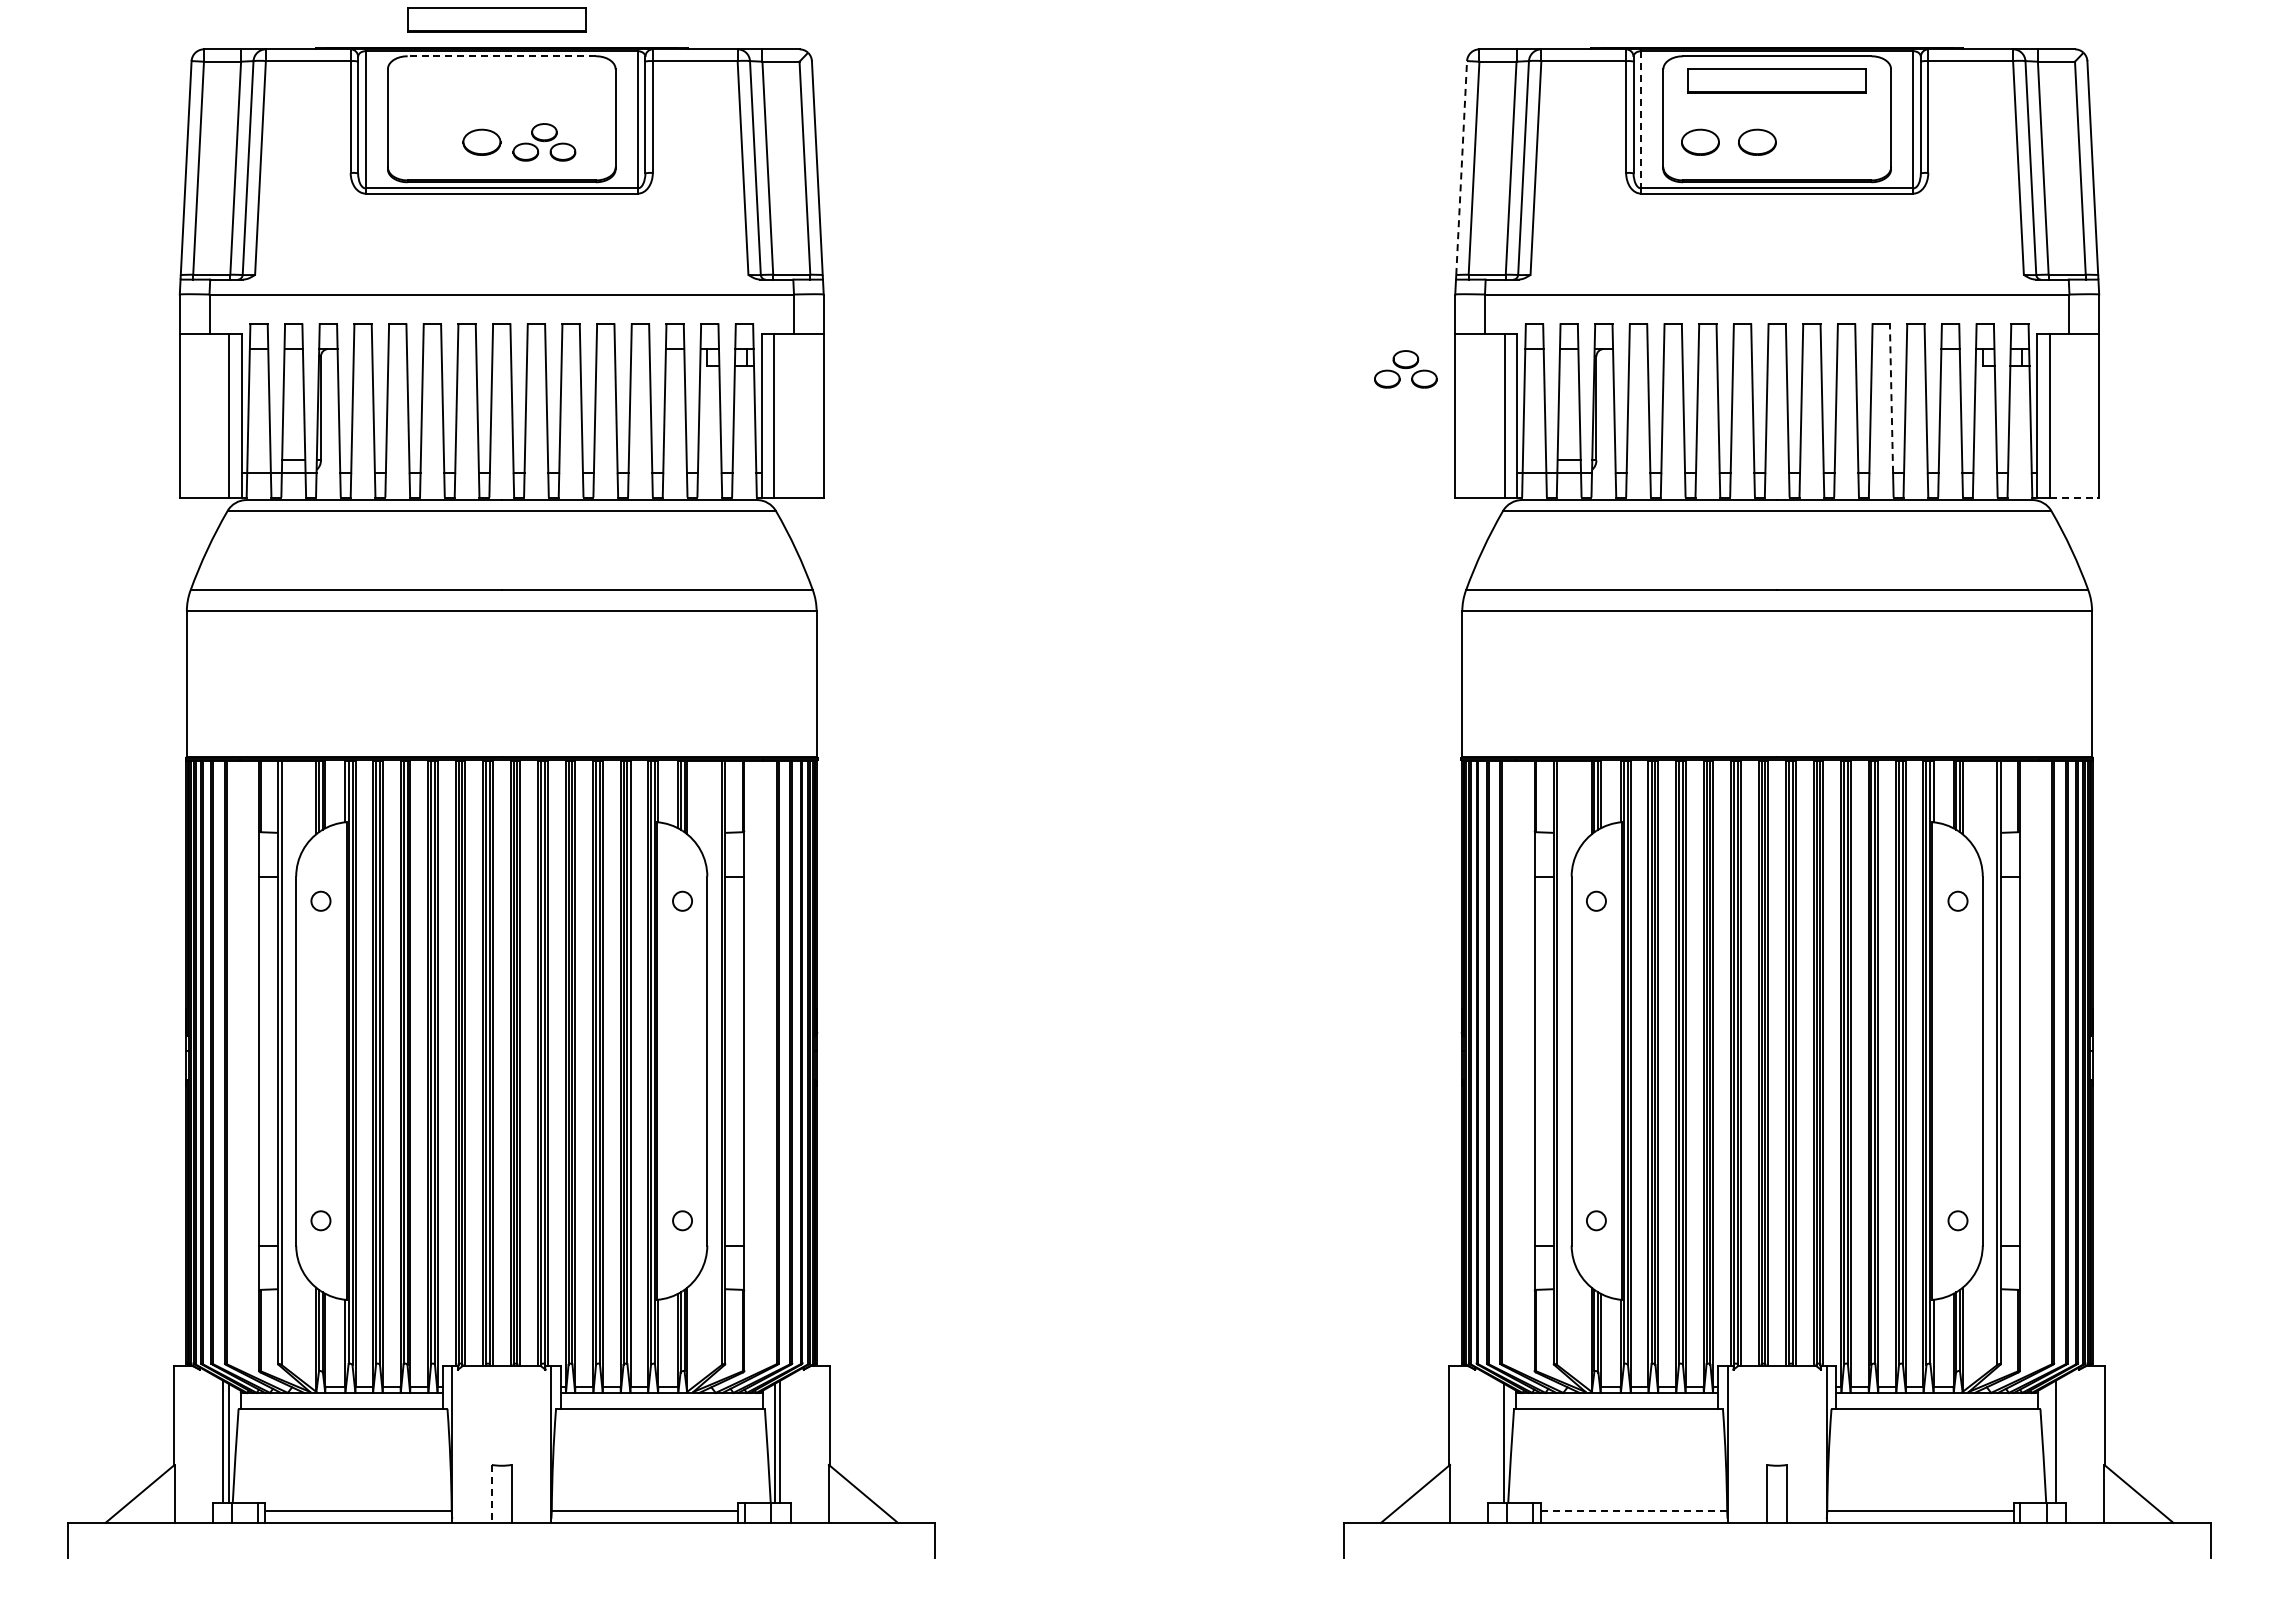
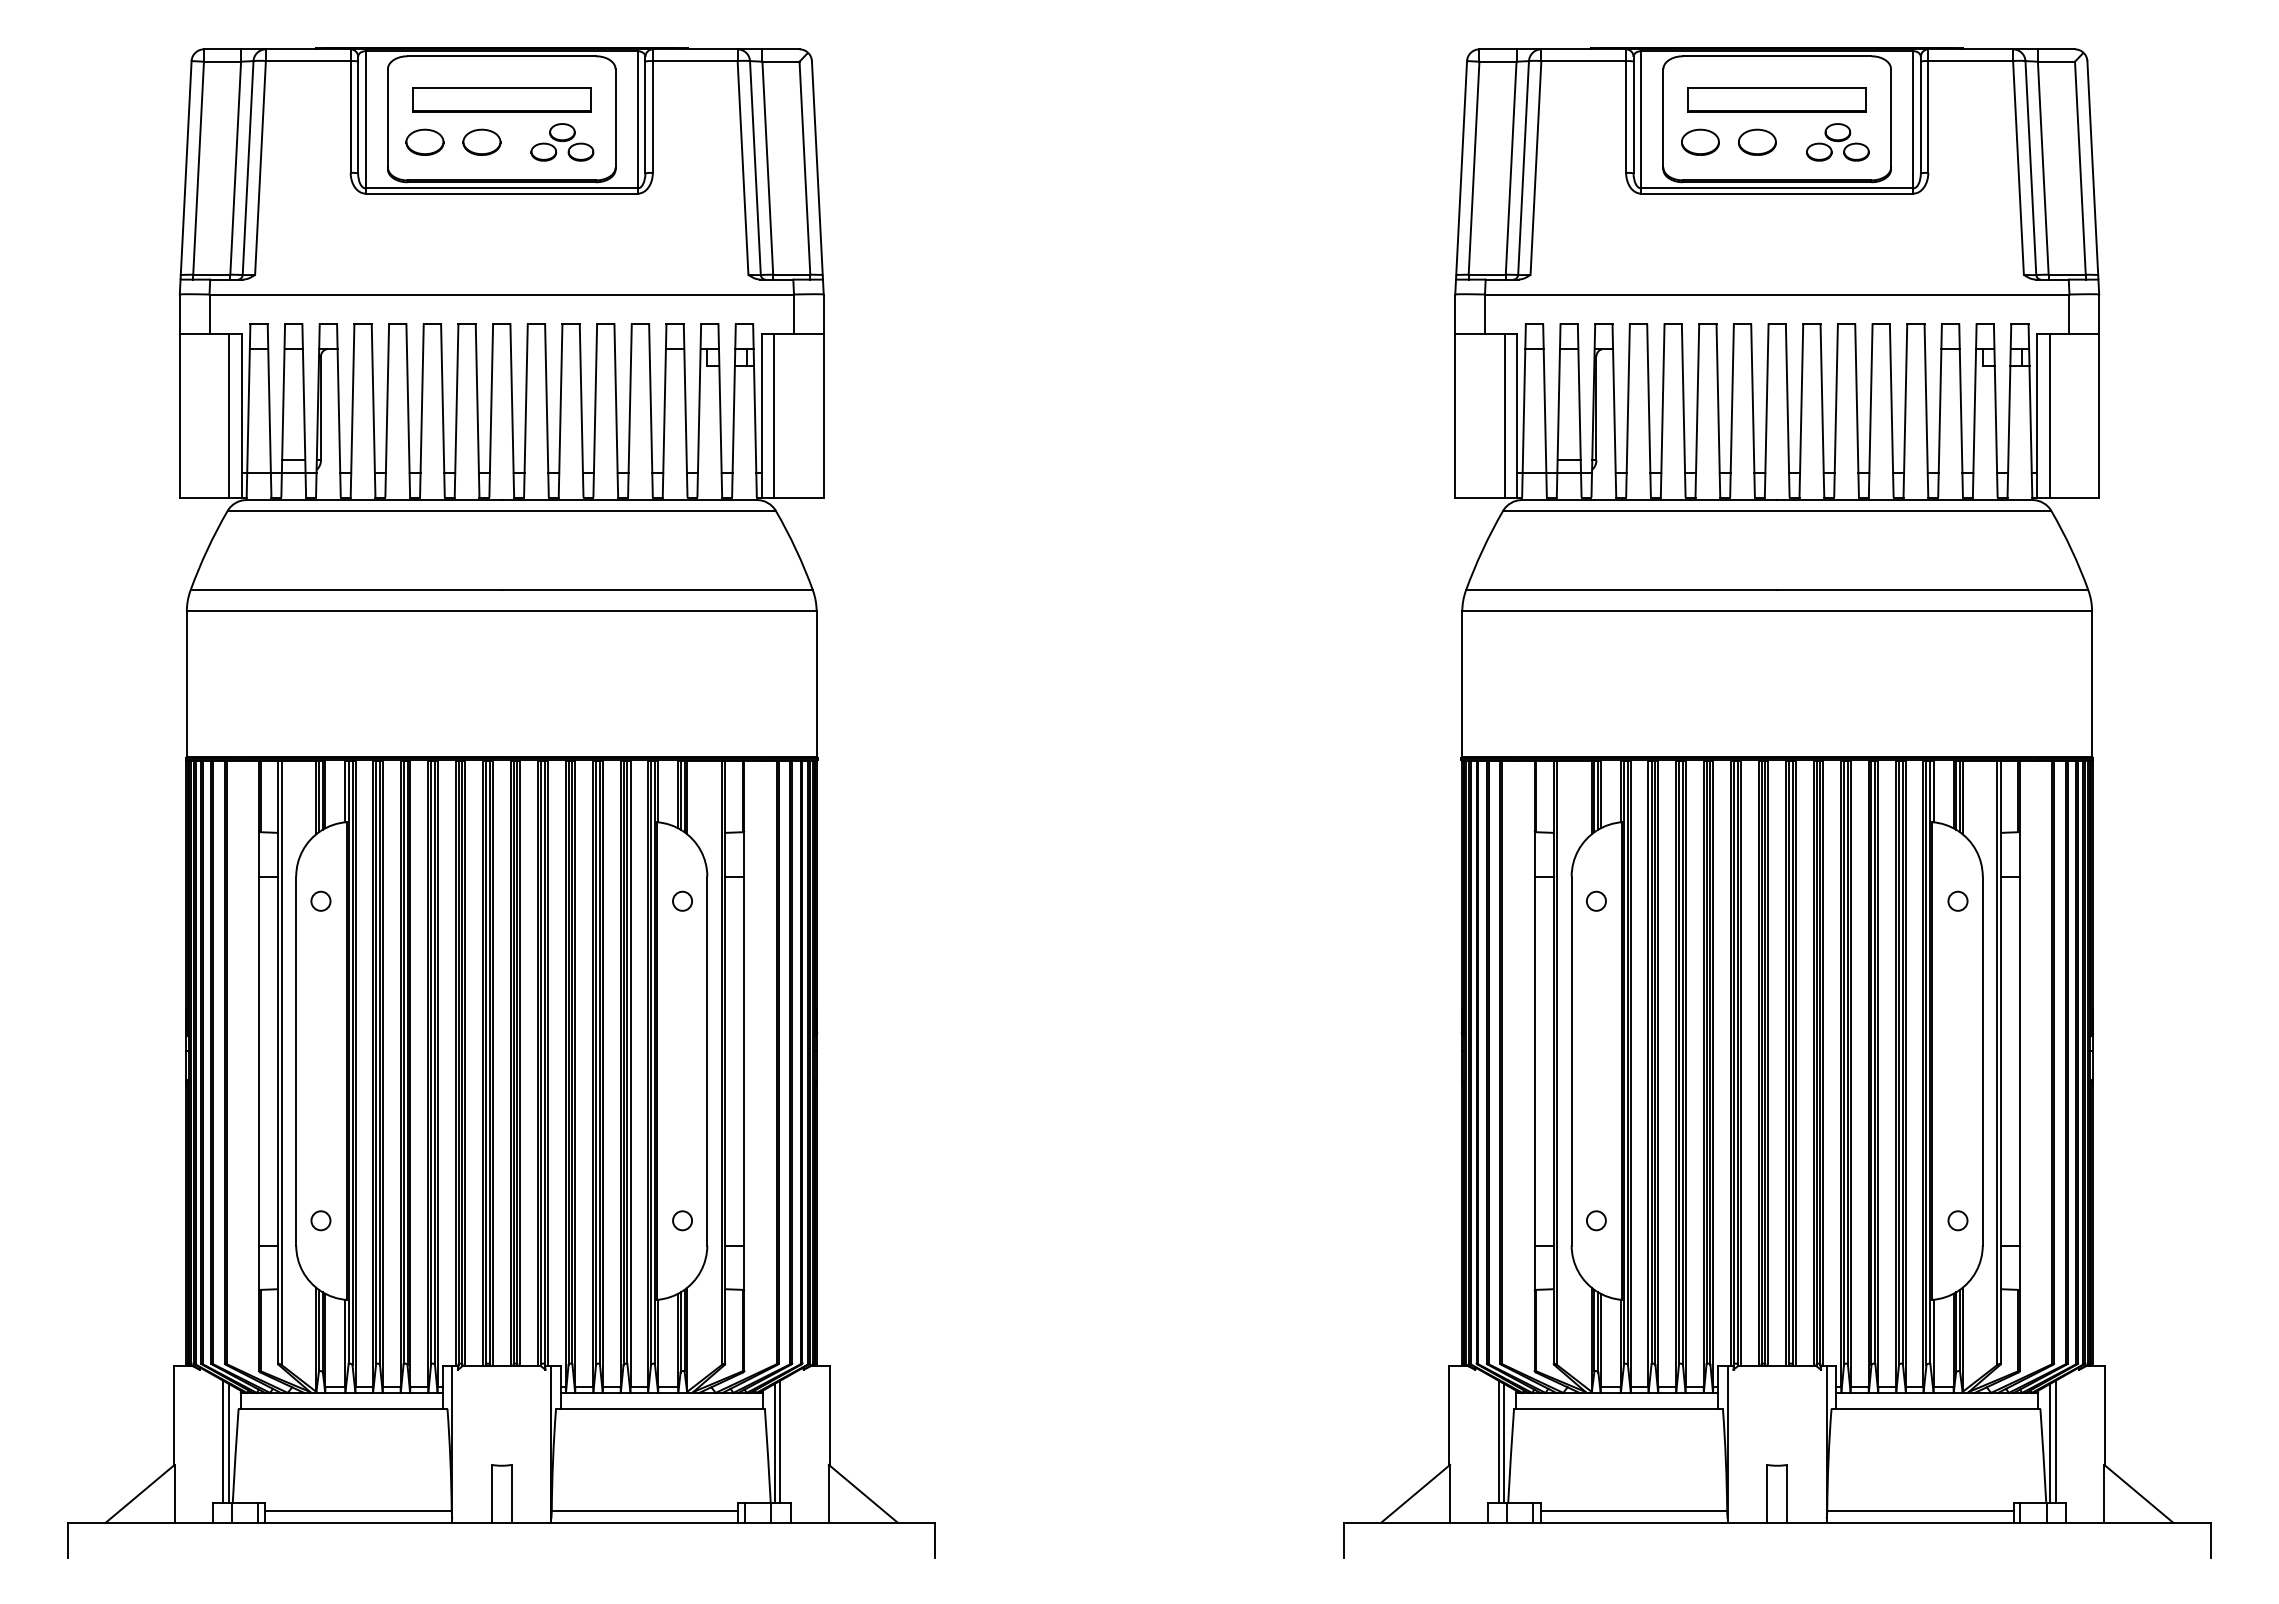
part position: (496, 19) -> (501, 99) (501, 99)
line: dashed -> solid (501, 56)
part position: (1776, 80) -> (1776, 99) (1776, 99)
line: dashed -> solid (1641, 119)
part: none -> present (424, 141)
part position: (544, 142) -> (562, 142) (562, 142)
line: dashed -> solid (1461, 167)
part position: (1405, 369) -> (1837, 142) (1837, 142)
line: dashed -> solid (1891, 398)
line: dashed -> solid (2074, 497)
line: none -> present (1498, 1441)
line: none -> present (2050, 1443)
line: dashed -> solid (491, 1494)
line: dashed -> solid (1634, 1511)
